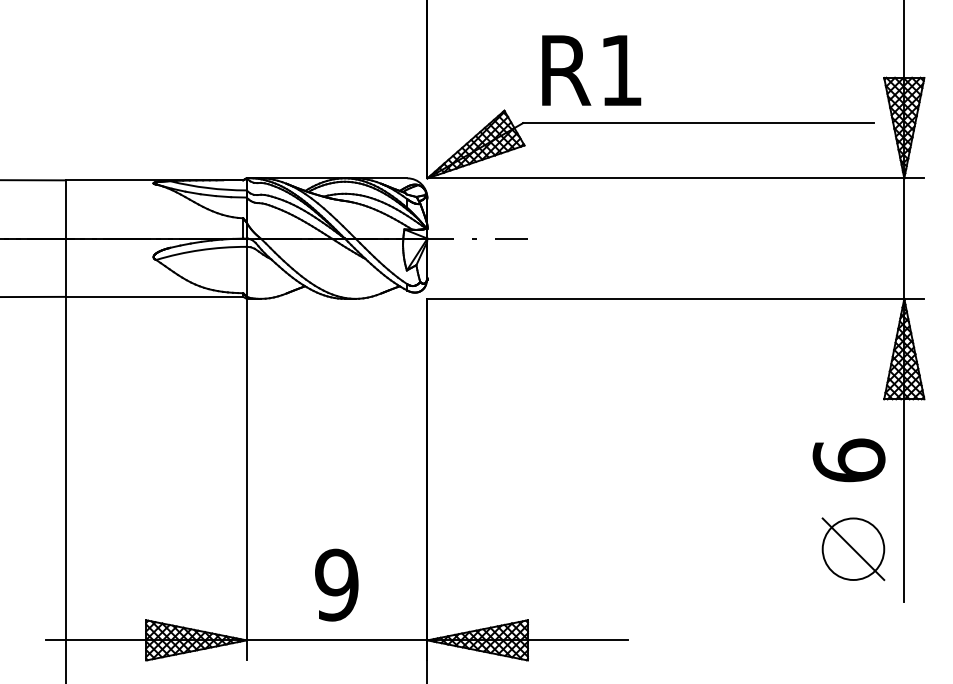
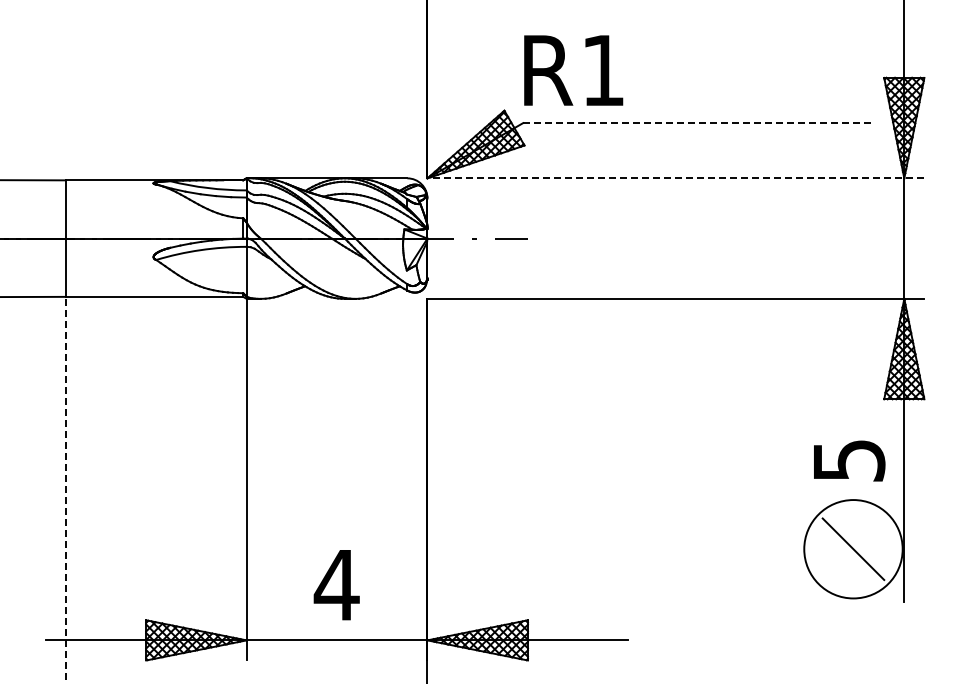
text position: (591, 70) -> (573, 70) (573, 70)
line: solid -> dashed (698, 123)
line: solid -> dashed (675, 178)
text: 6 -> 5 (848, 460)
line: solid -> dashed (65, 491)
circle diameter: 62 px -> 98 px (853, 549)
text: 9 -> 4 (336, 584)
